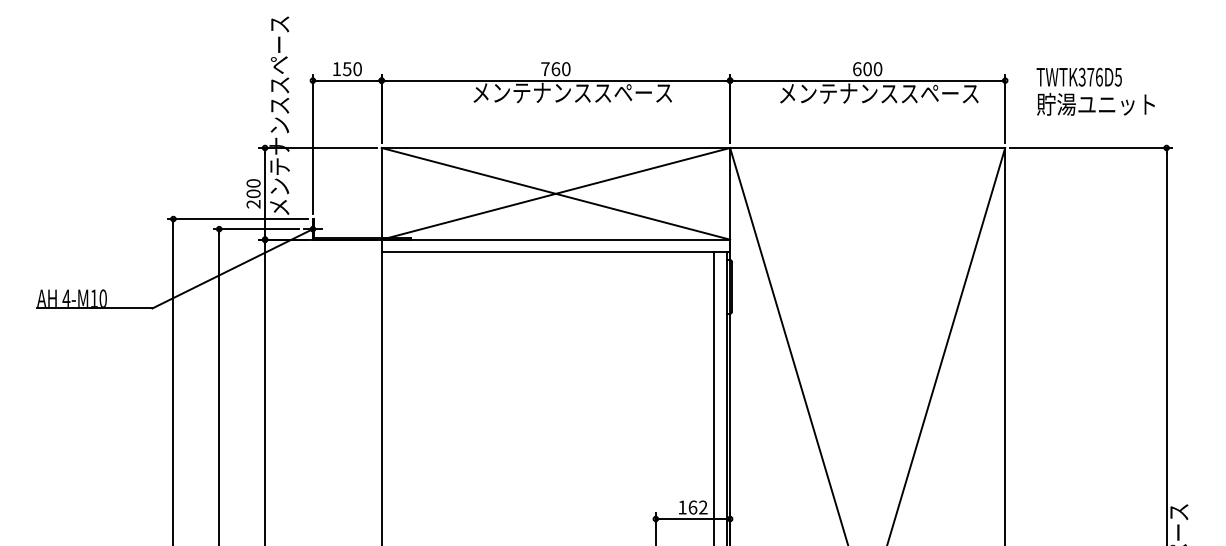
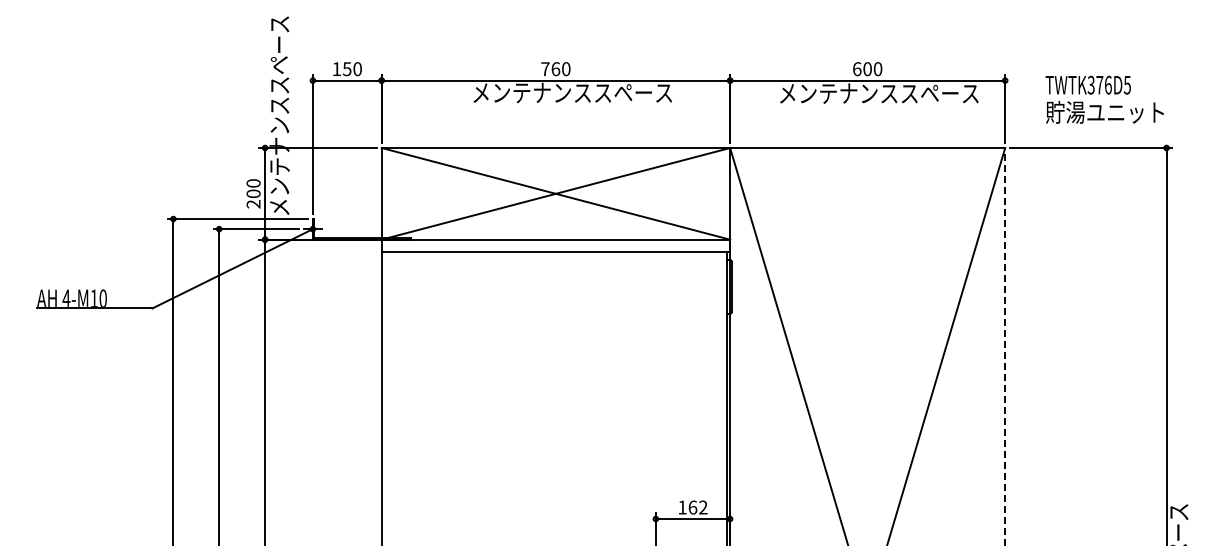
text position: (1095, 91) -> (1104, 99) (1104, 99)
line: solid -> dashed (1005, 346)
line: present -> none (713, 396)
